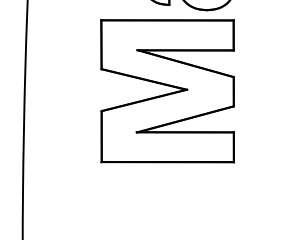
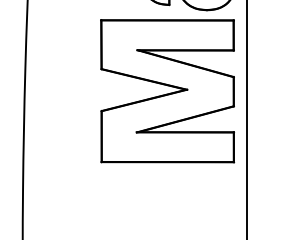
line: none -> present (246, 119)
